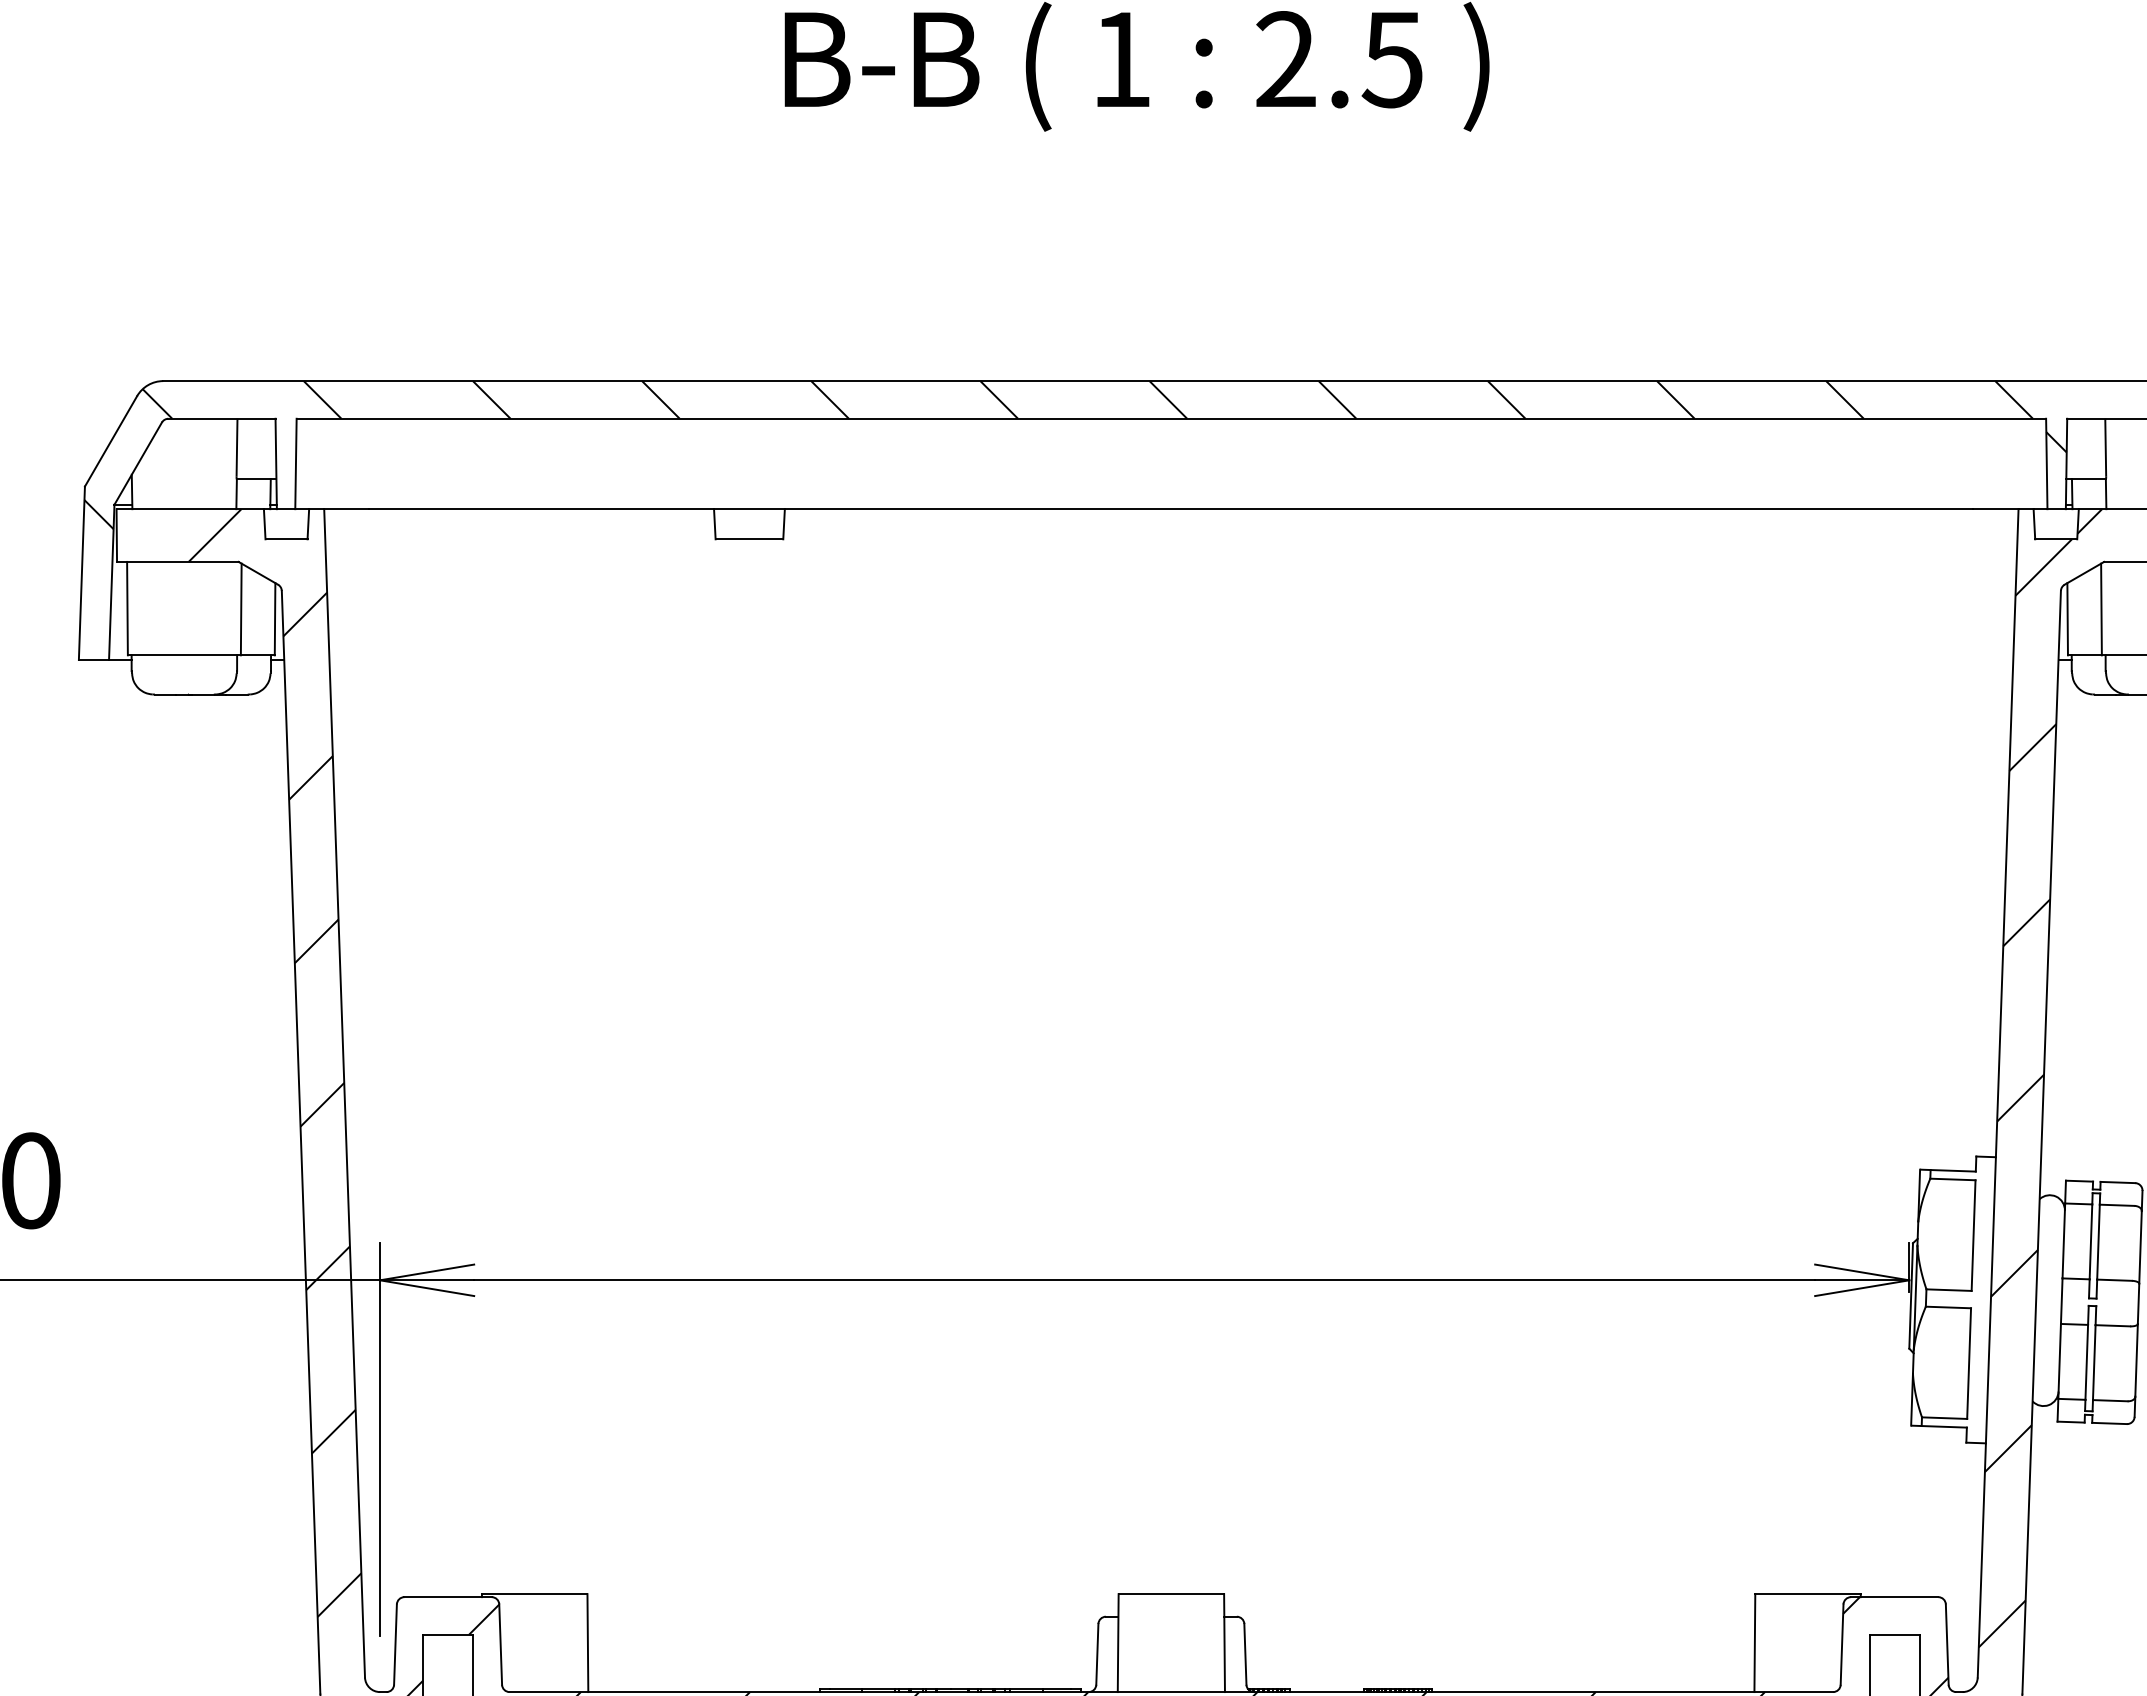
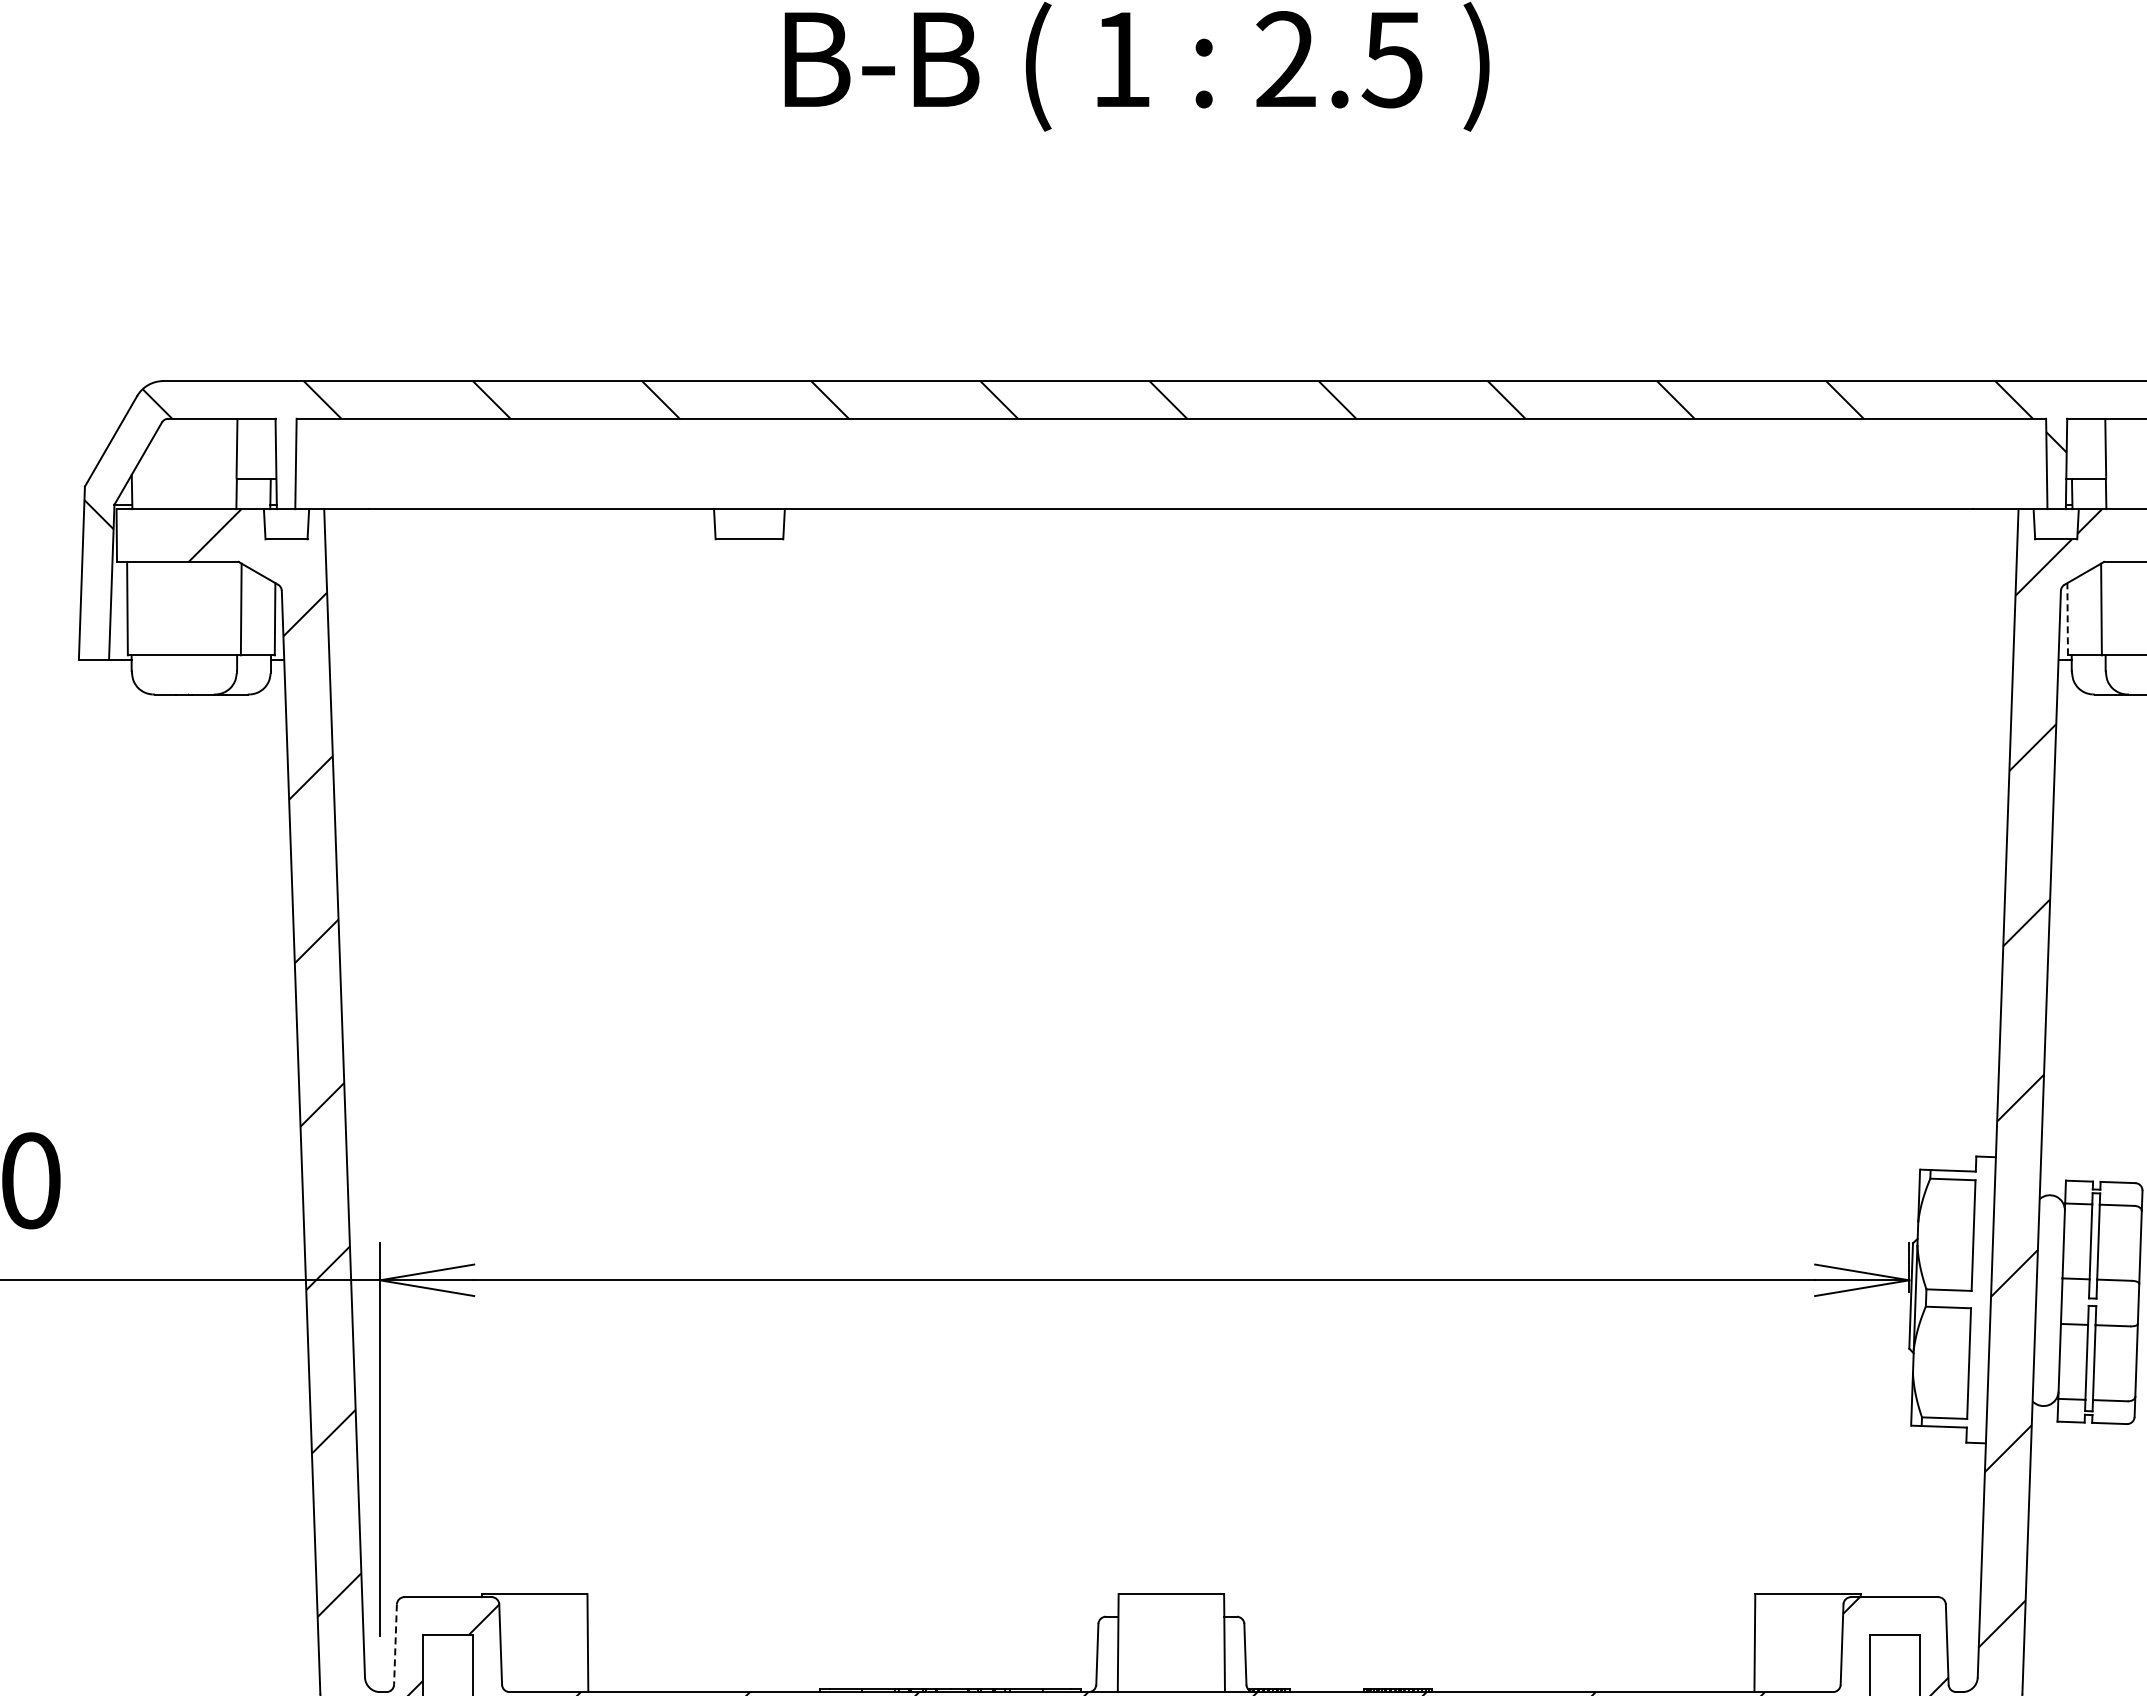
line: solid -> dashed (2067, 618)
line: solid -> dashed (395, 1645)
